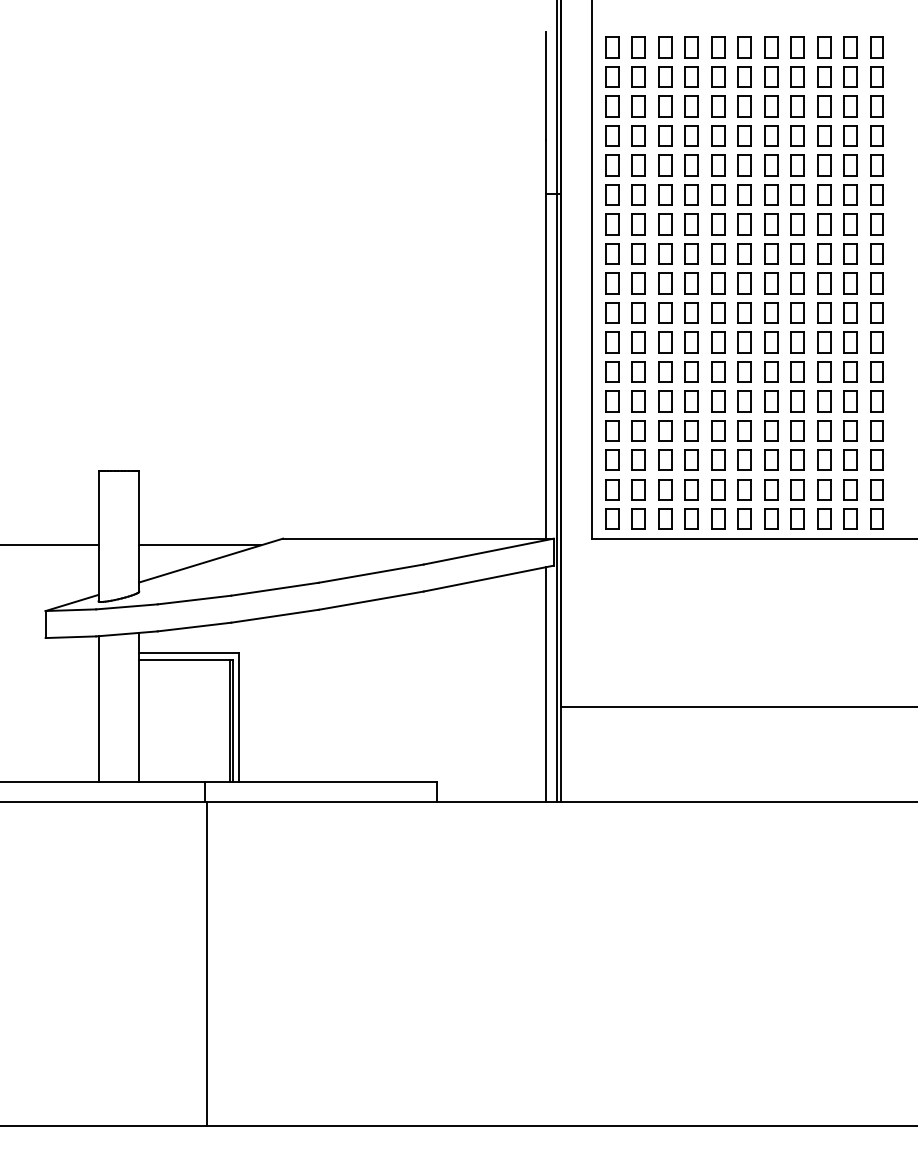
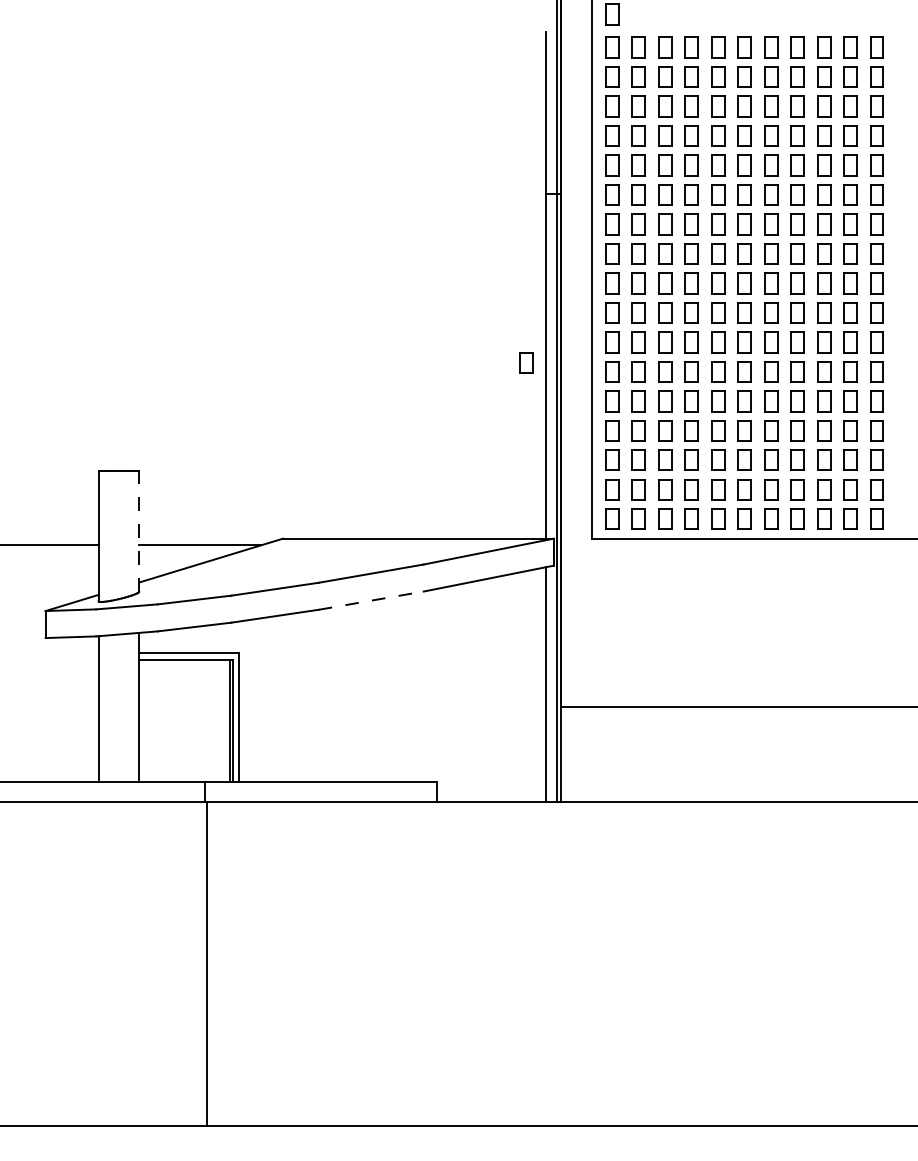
part: none -> present (612, 14)
part: none -> present (526, 362)
line: solid -> dashed (139, 531)
line: solid -> dashed (371, 600)
